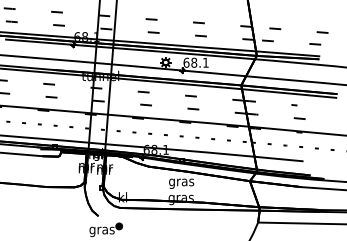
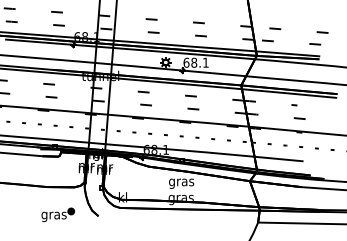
part position: (106, 229) -> (58, 214) (58, 214)
